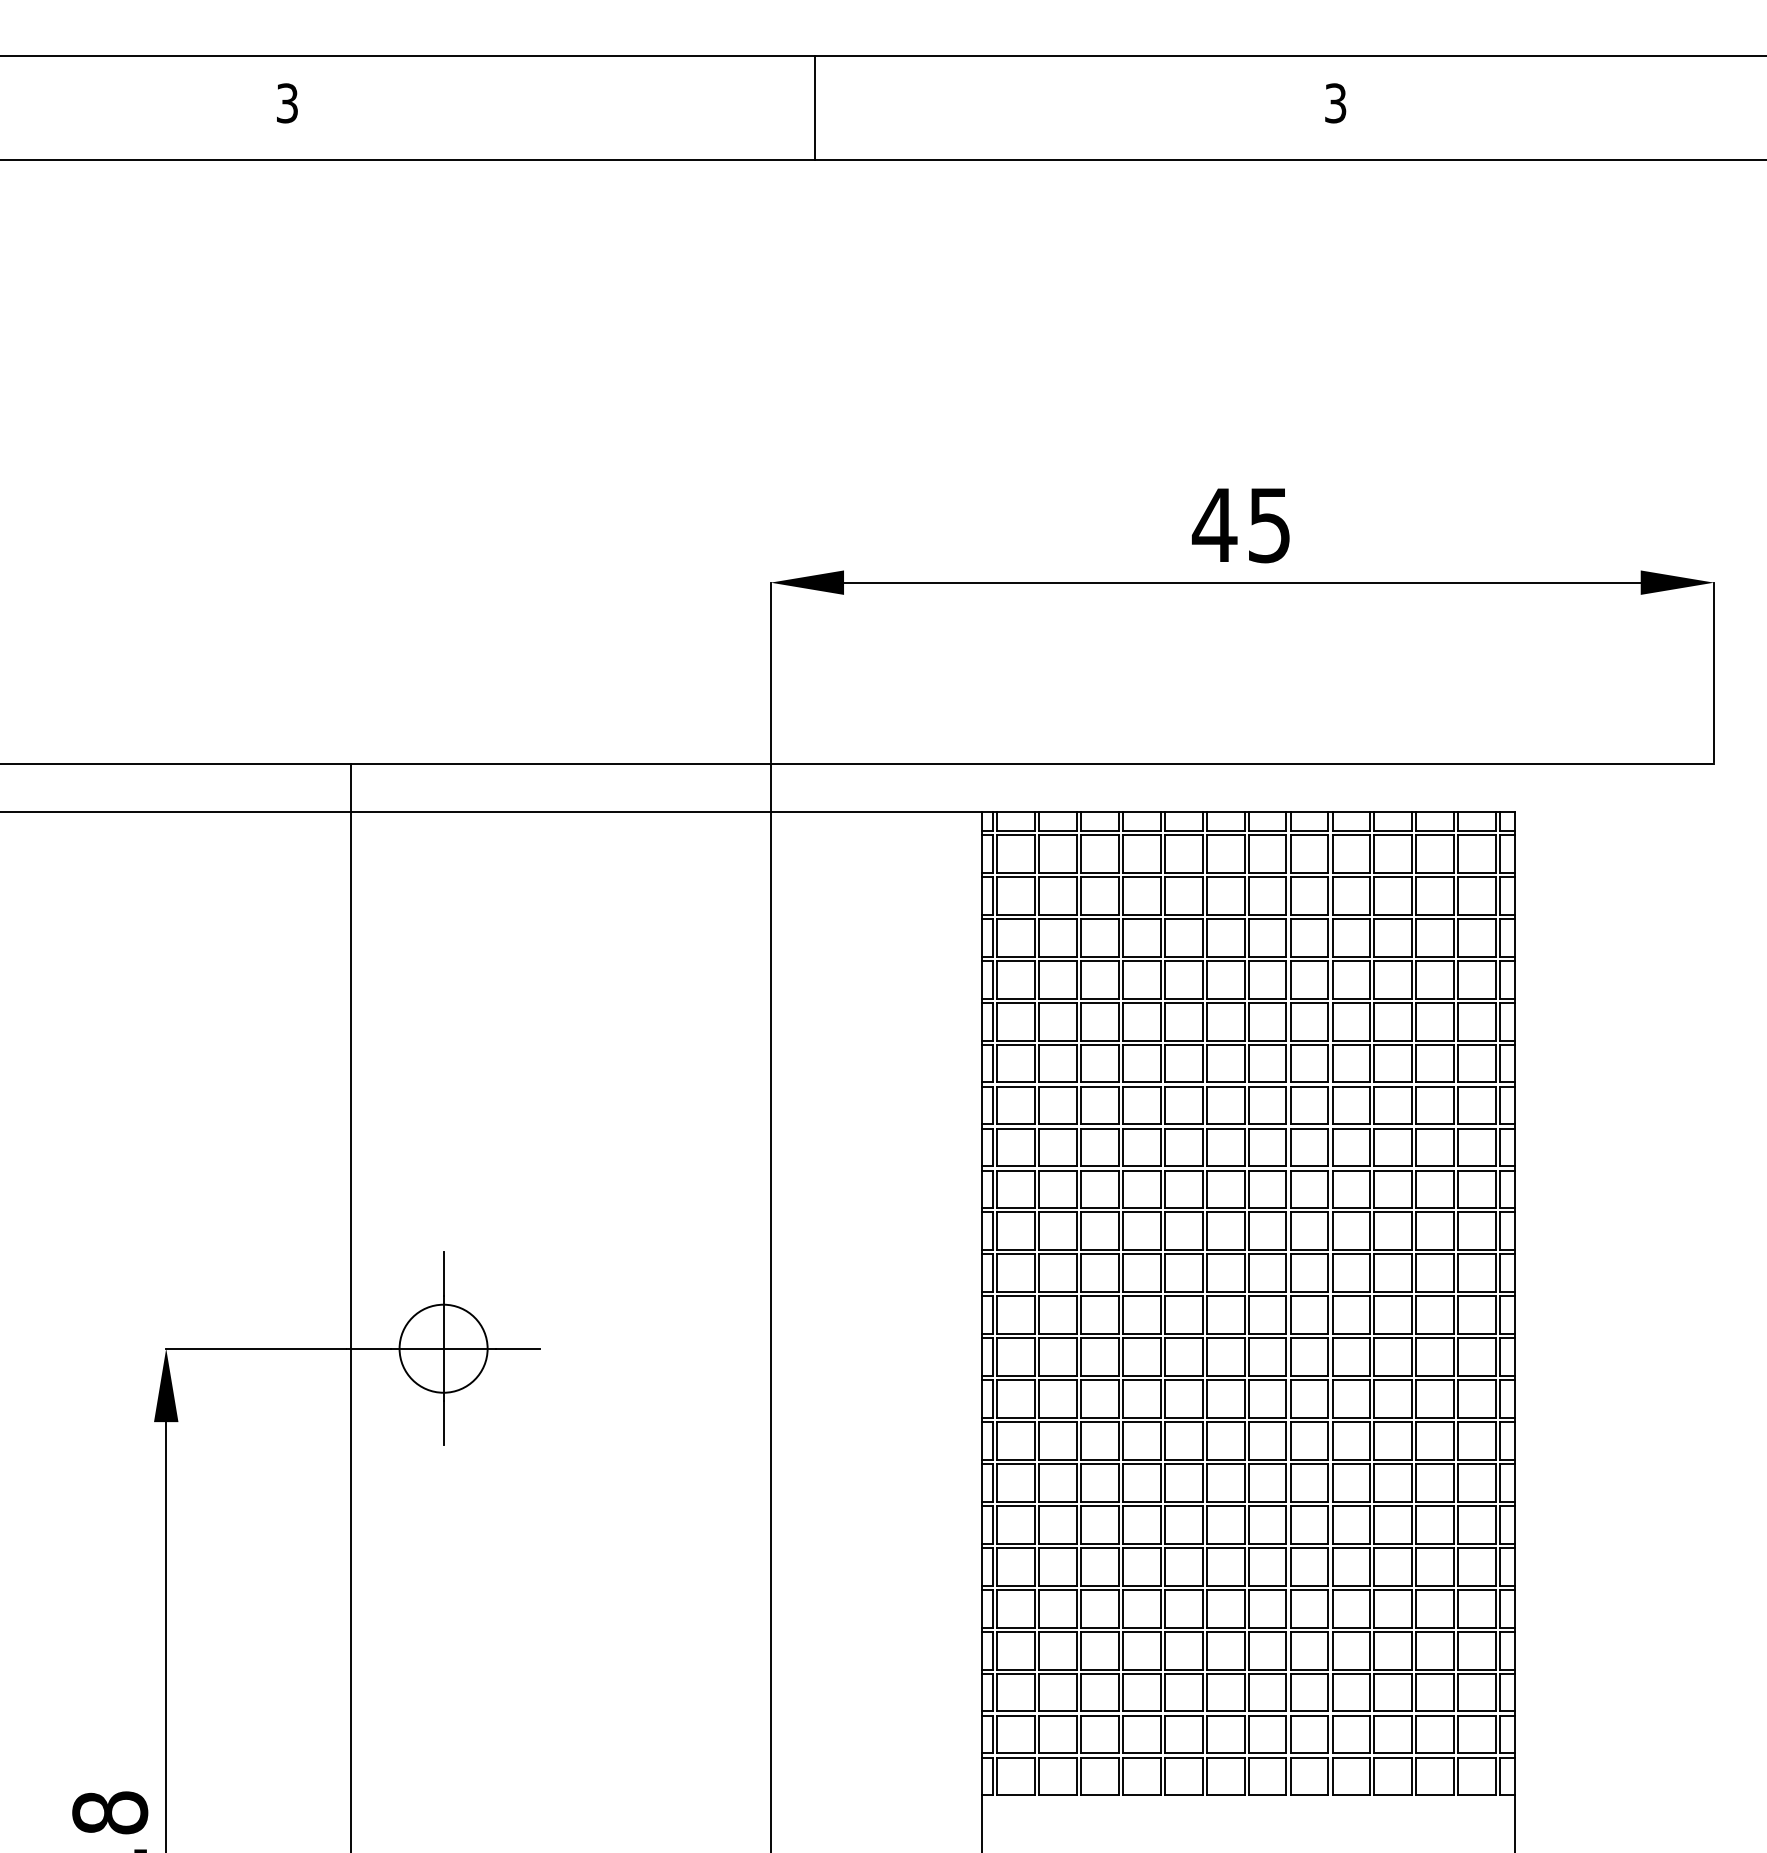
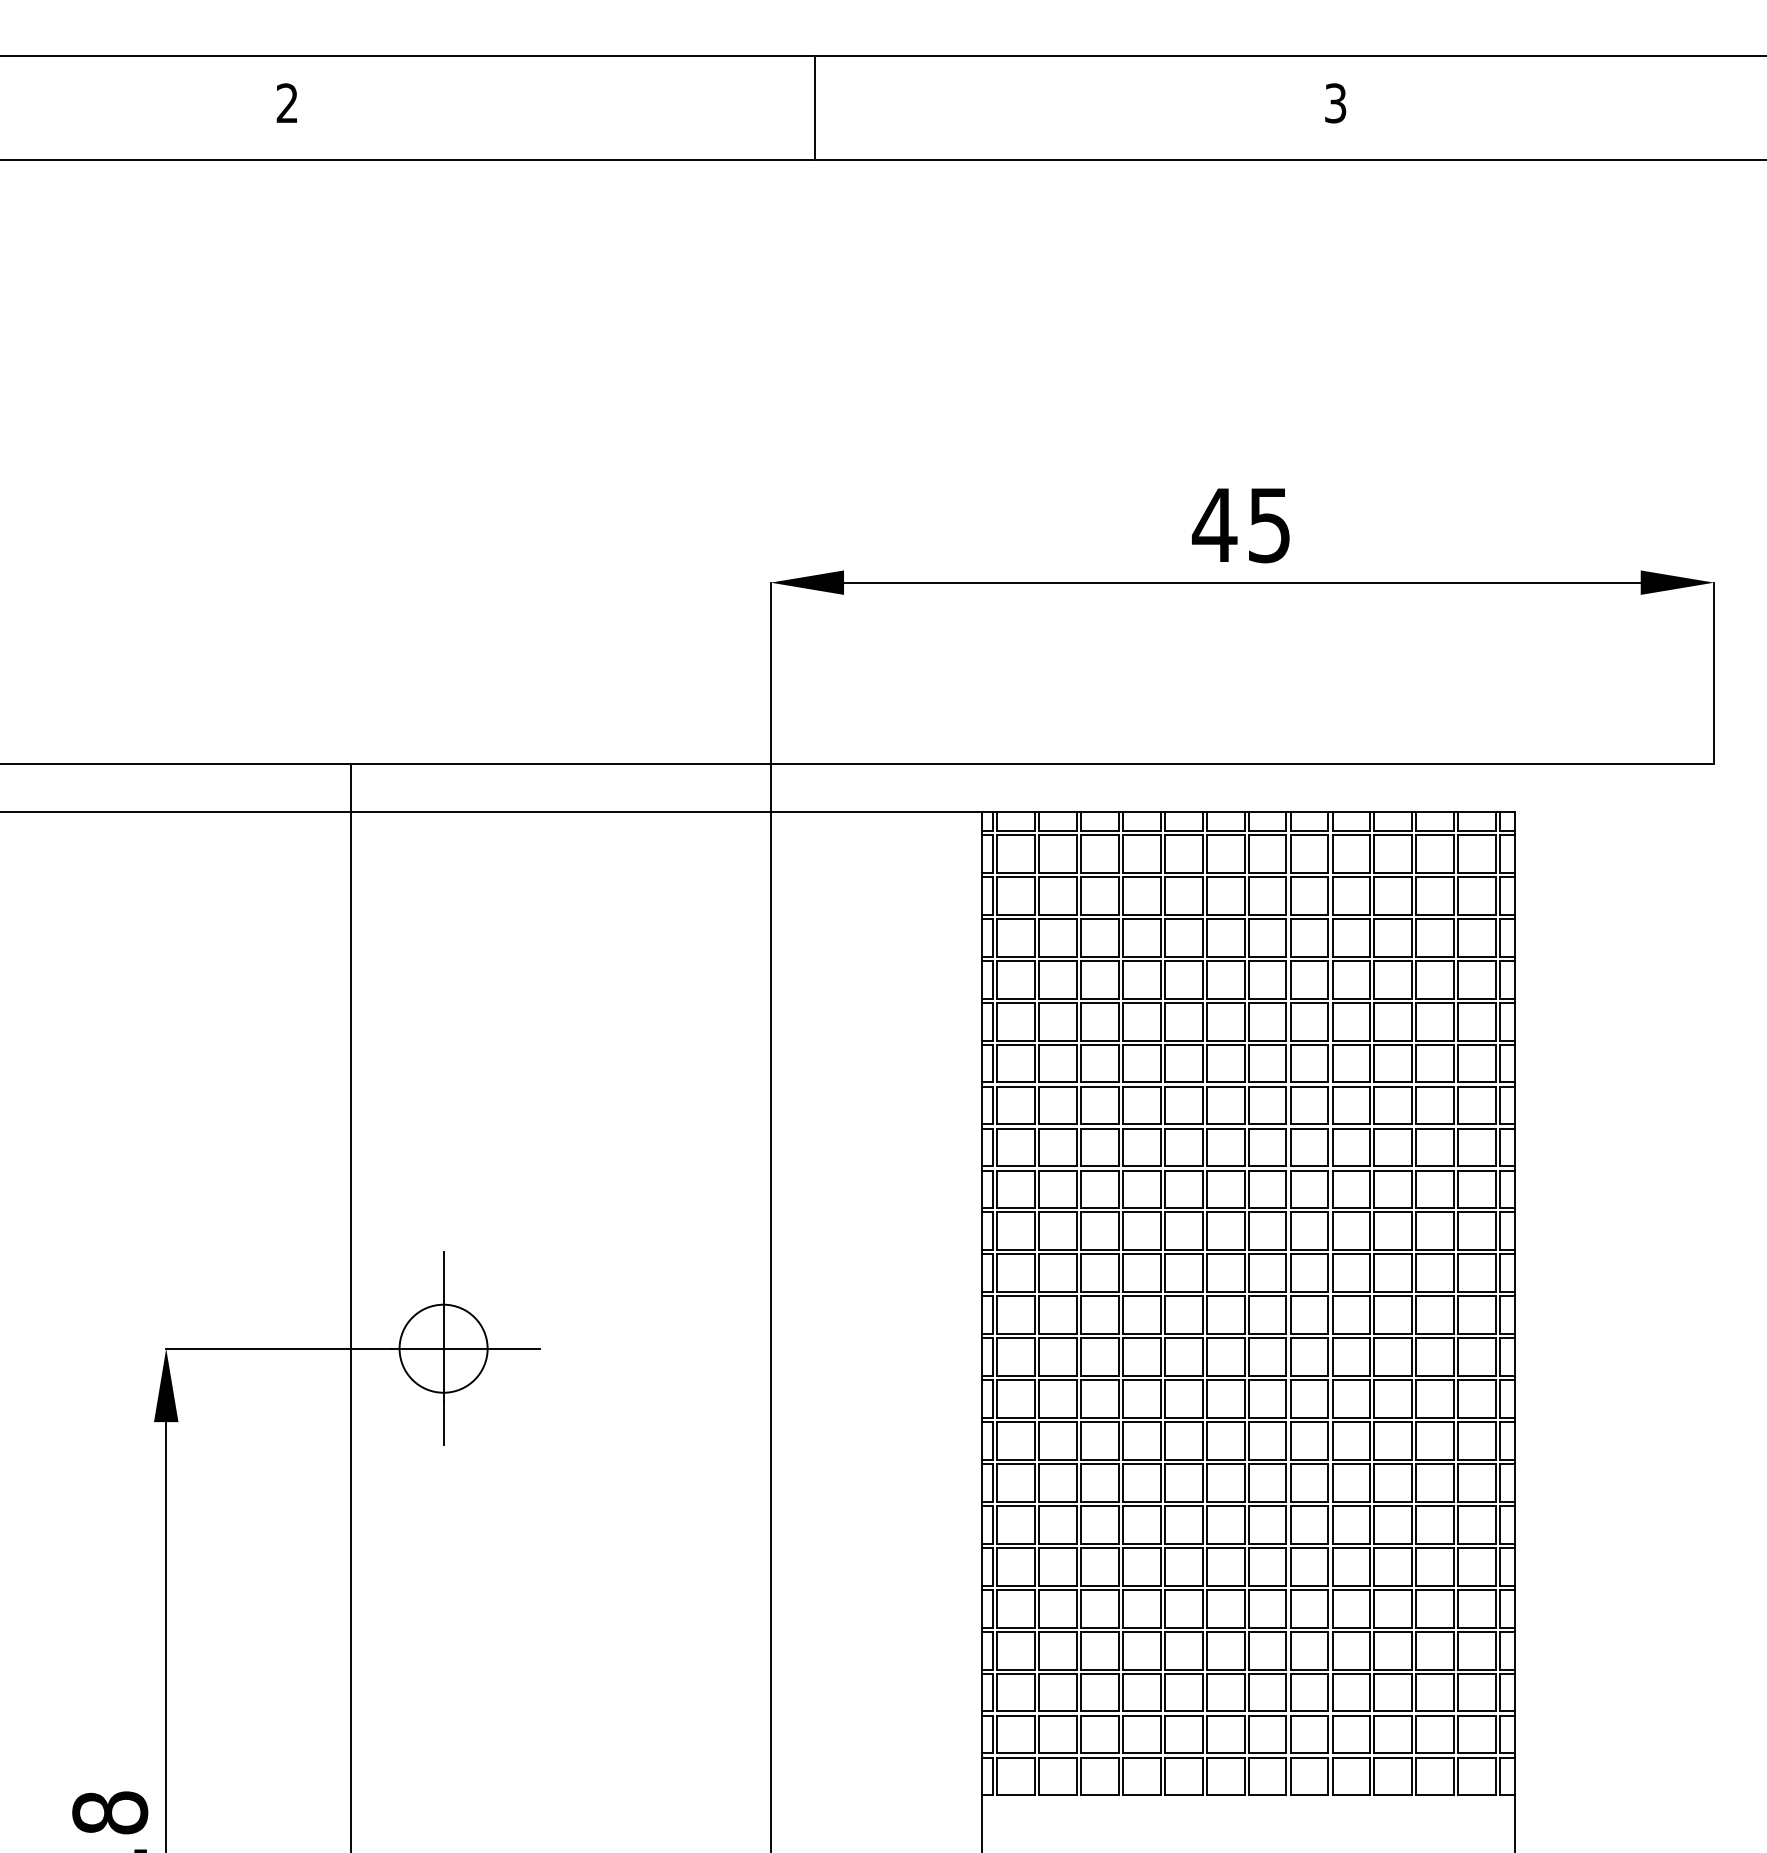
text: 3 -> 2 (286, 103)
